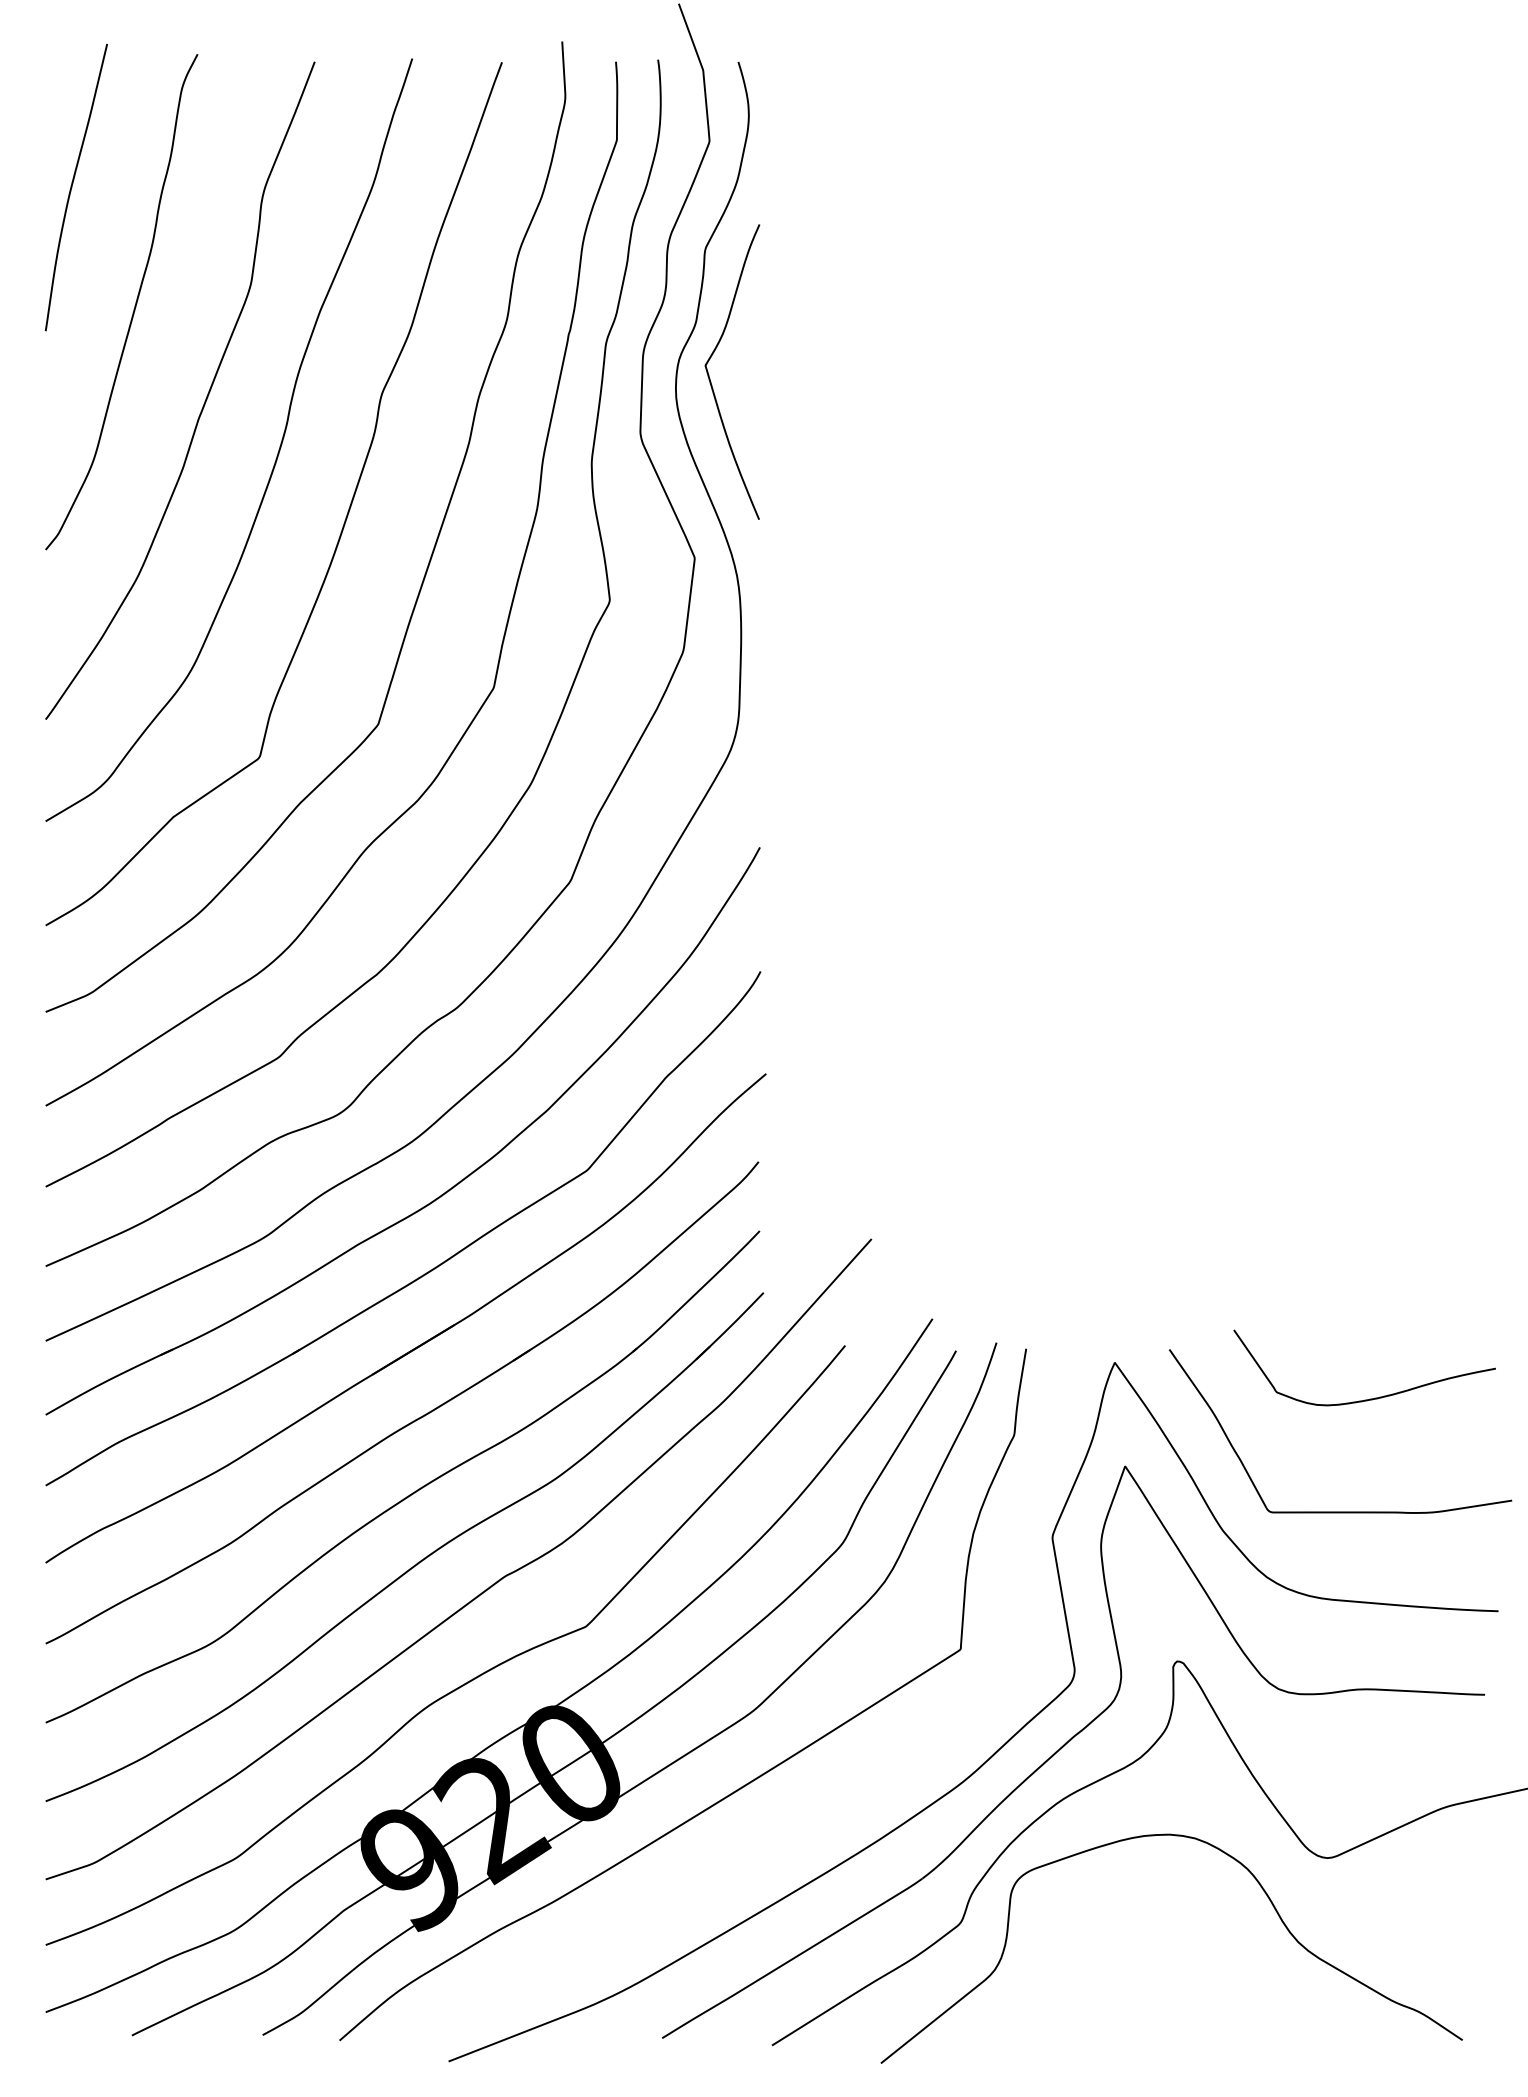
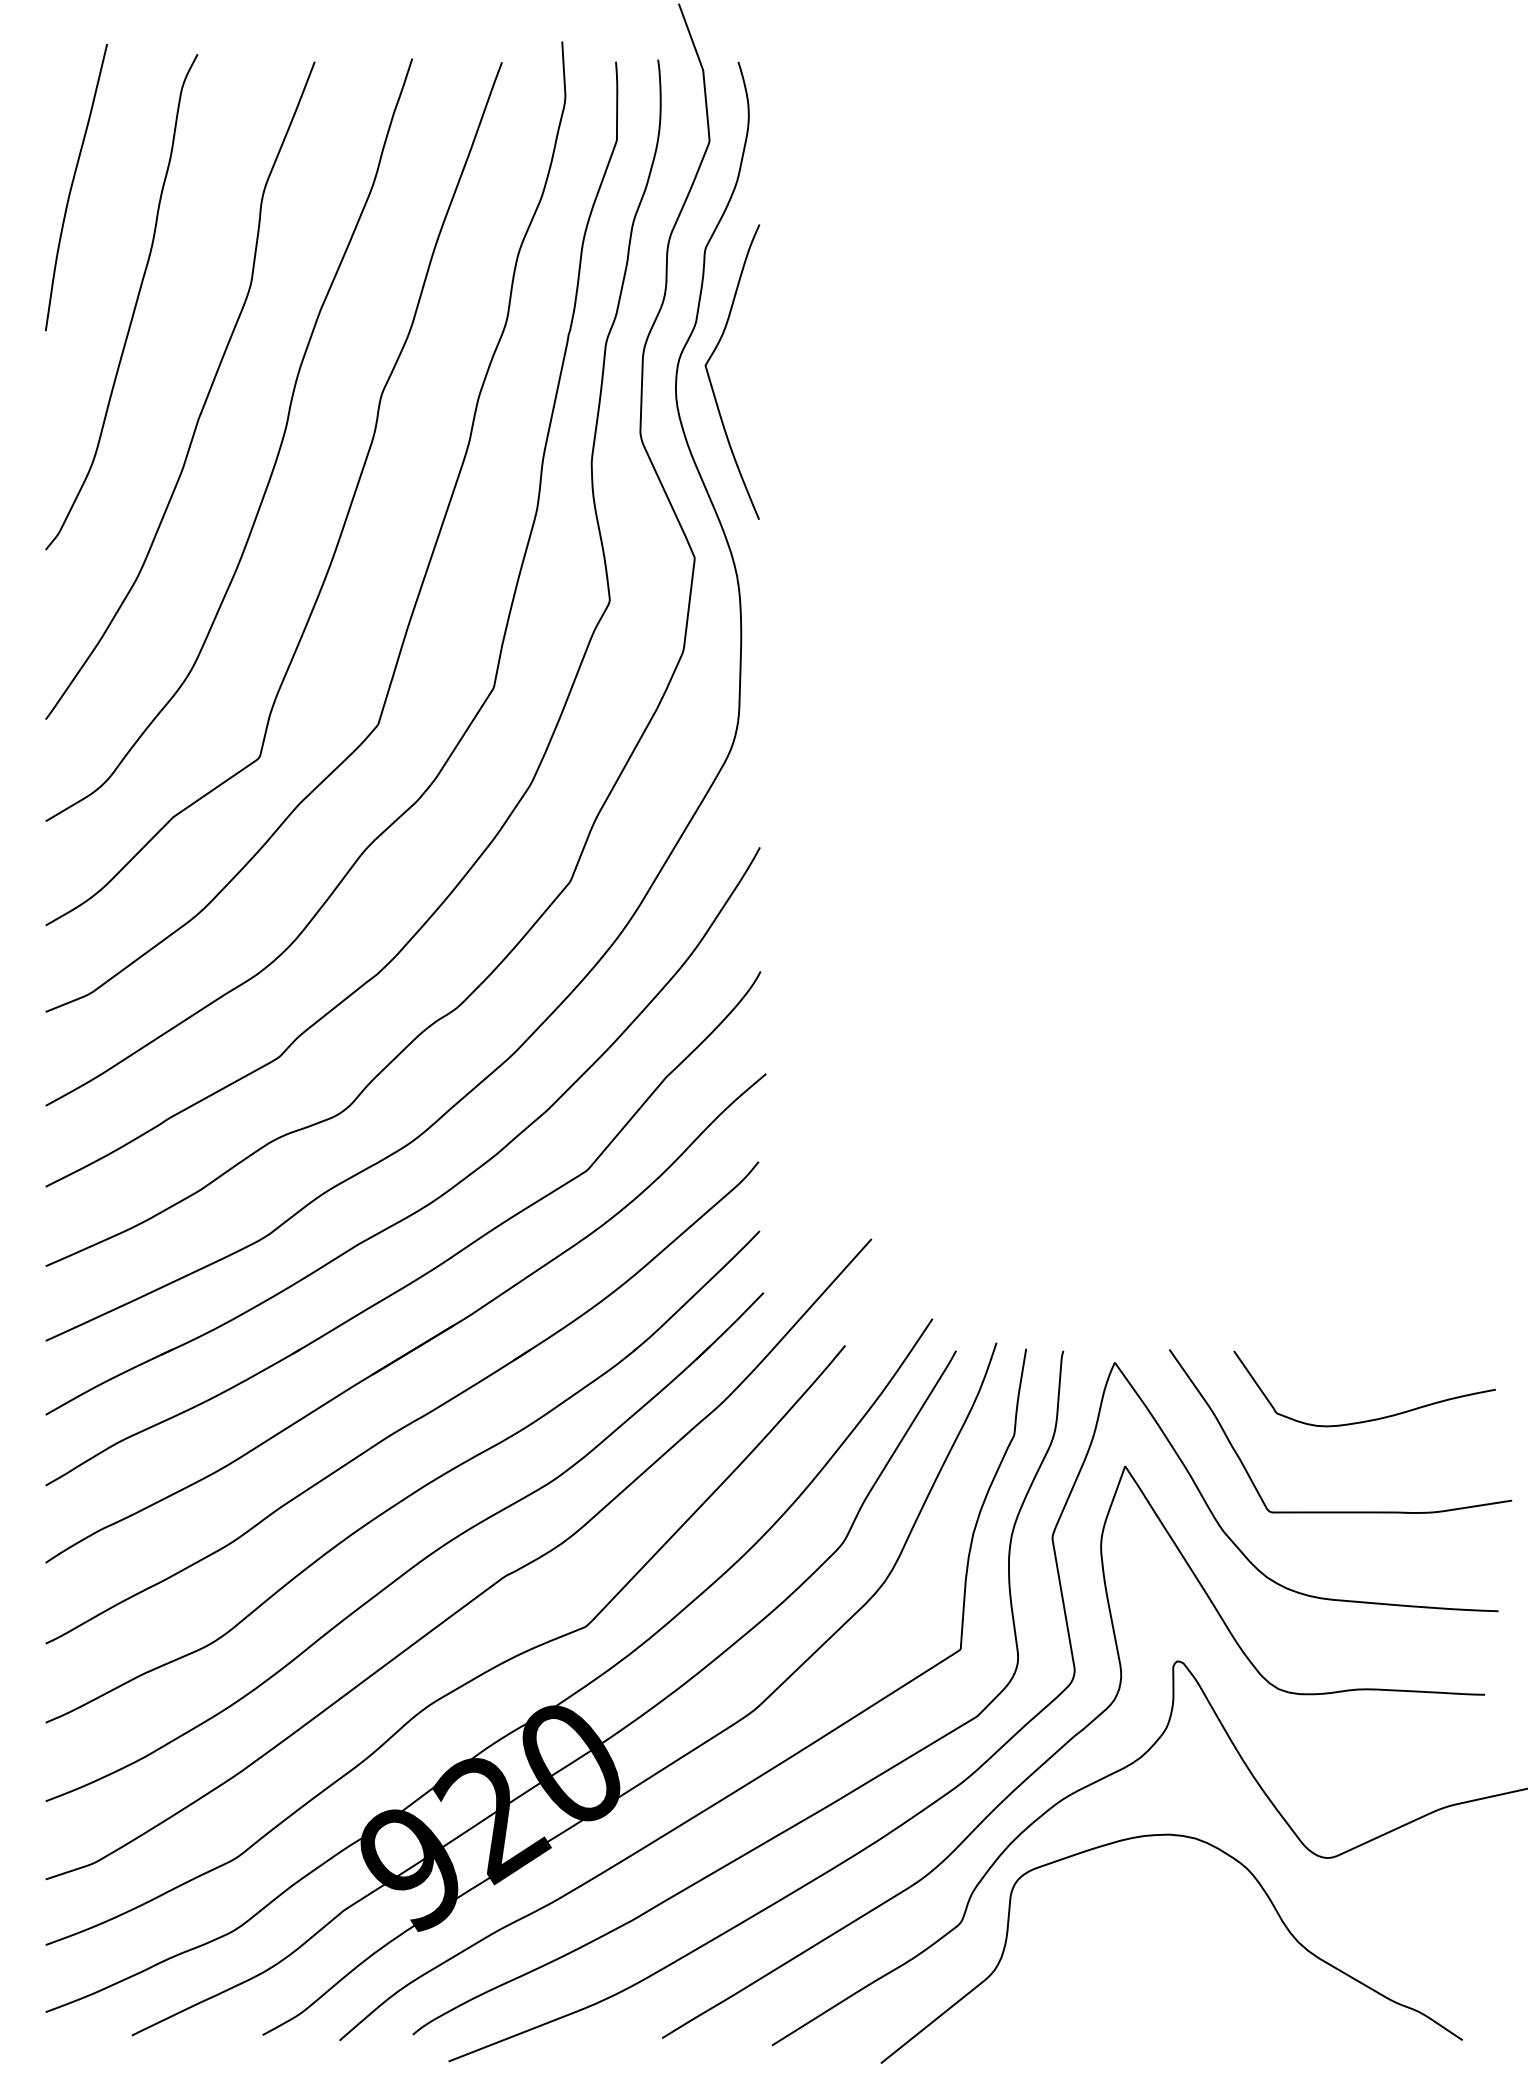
curve position: (1369, 1398) -> (1369, 1419) (1369, 1419)
curve: none -> present (809, 1815)
